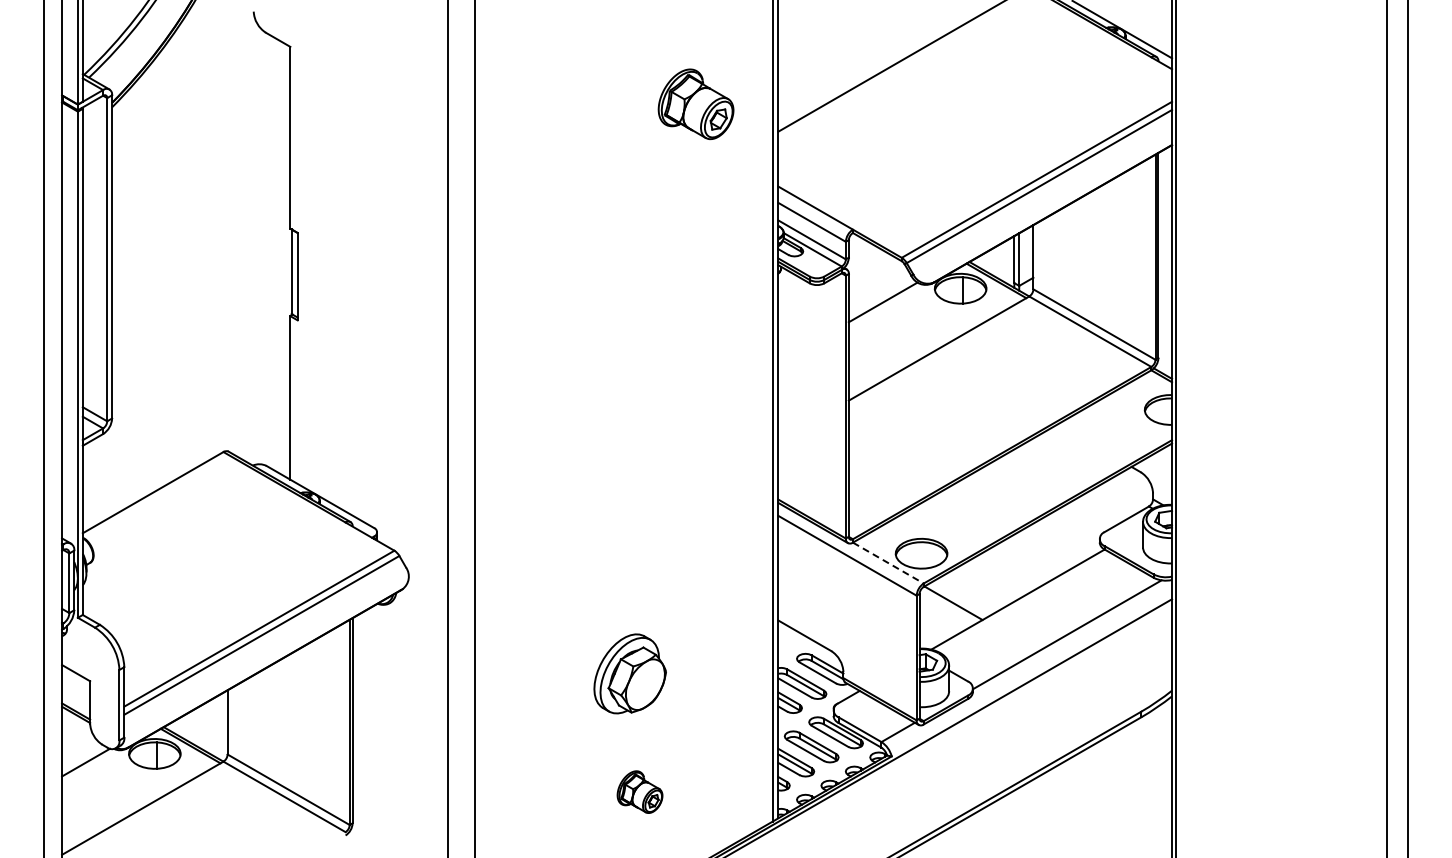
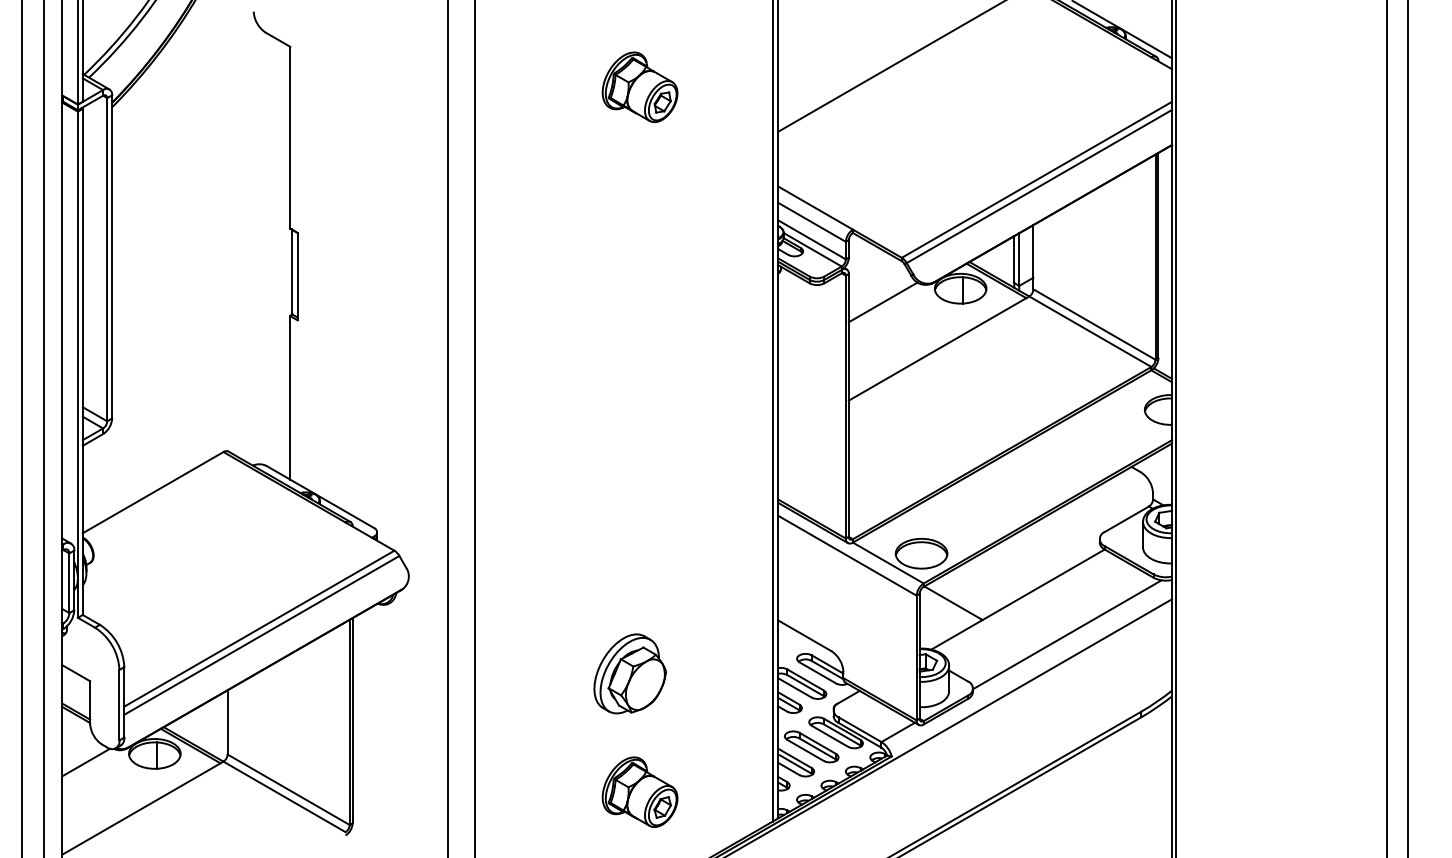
part position: (695, 104) -> (639, 87) (639, 87)
line: none -> present (21, 428)
line: dashed -> solid (888, 563)
part size: 48x44 px -> 78x72 px (639, 791)
